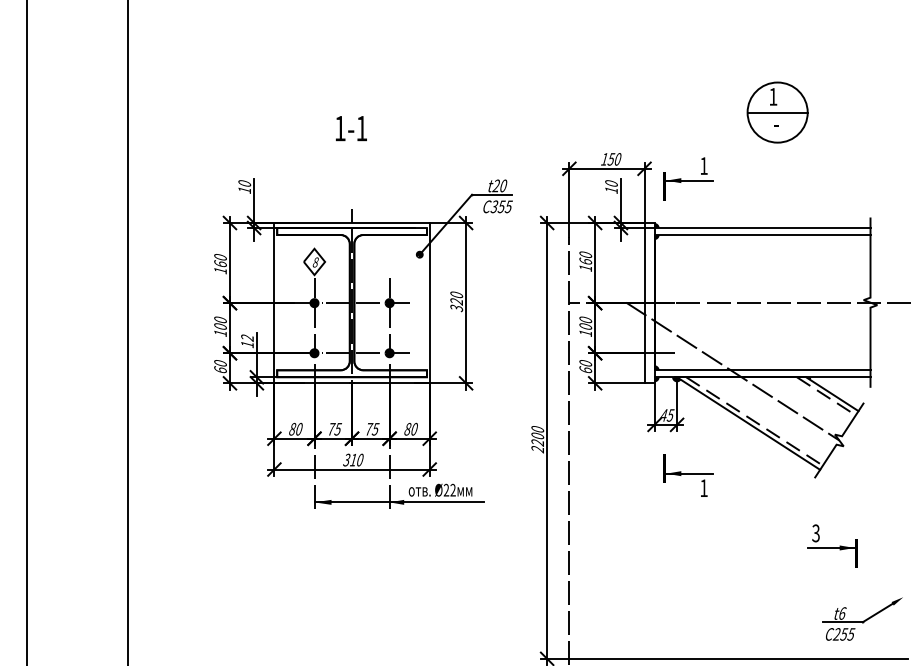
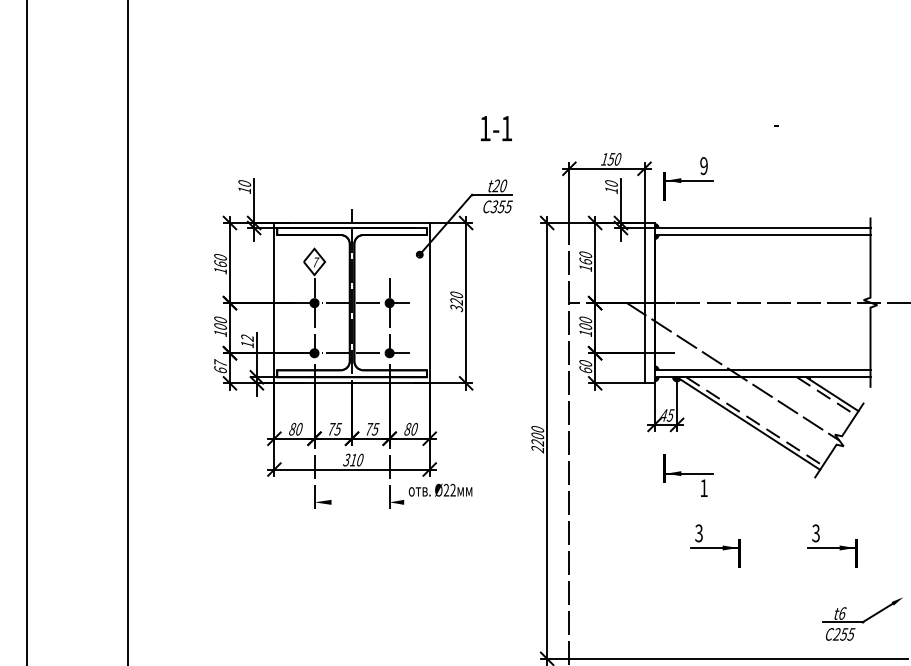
part: present -> none (777, 112)
text position: (351, 128) -> (496, 128) (496, 128)
text: 1 -> 9 (703, 166)
text: 8 -> 7 (315, 262)
text: 60 -> 67 (220, 362)
line: present -> none (398, 502)
part: none -> present (715, 545)
